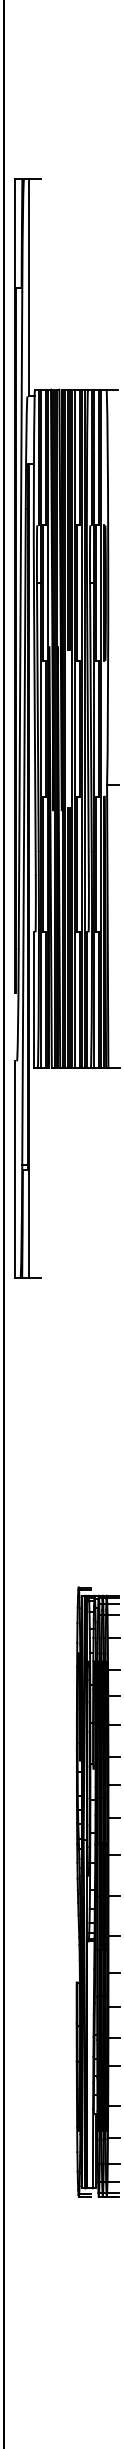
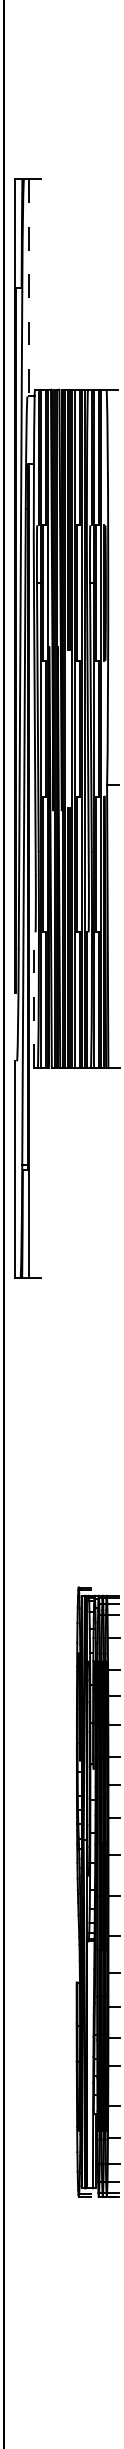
line: solid -> dashed (29, 287)
line: solid -> dashed (33, 1000)
